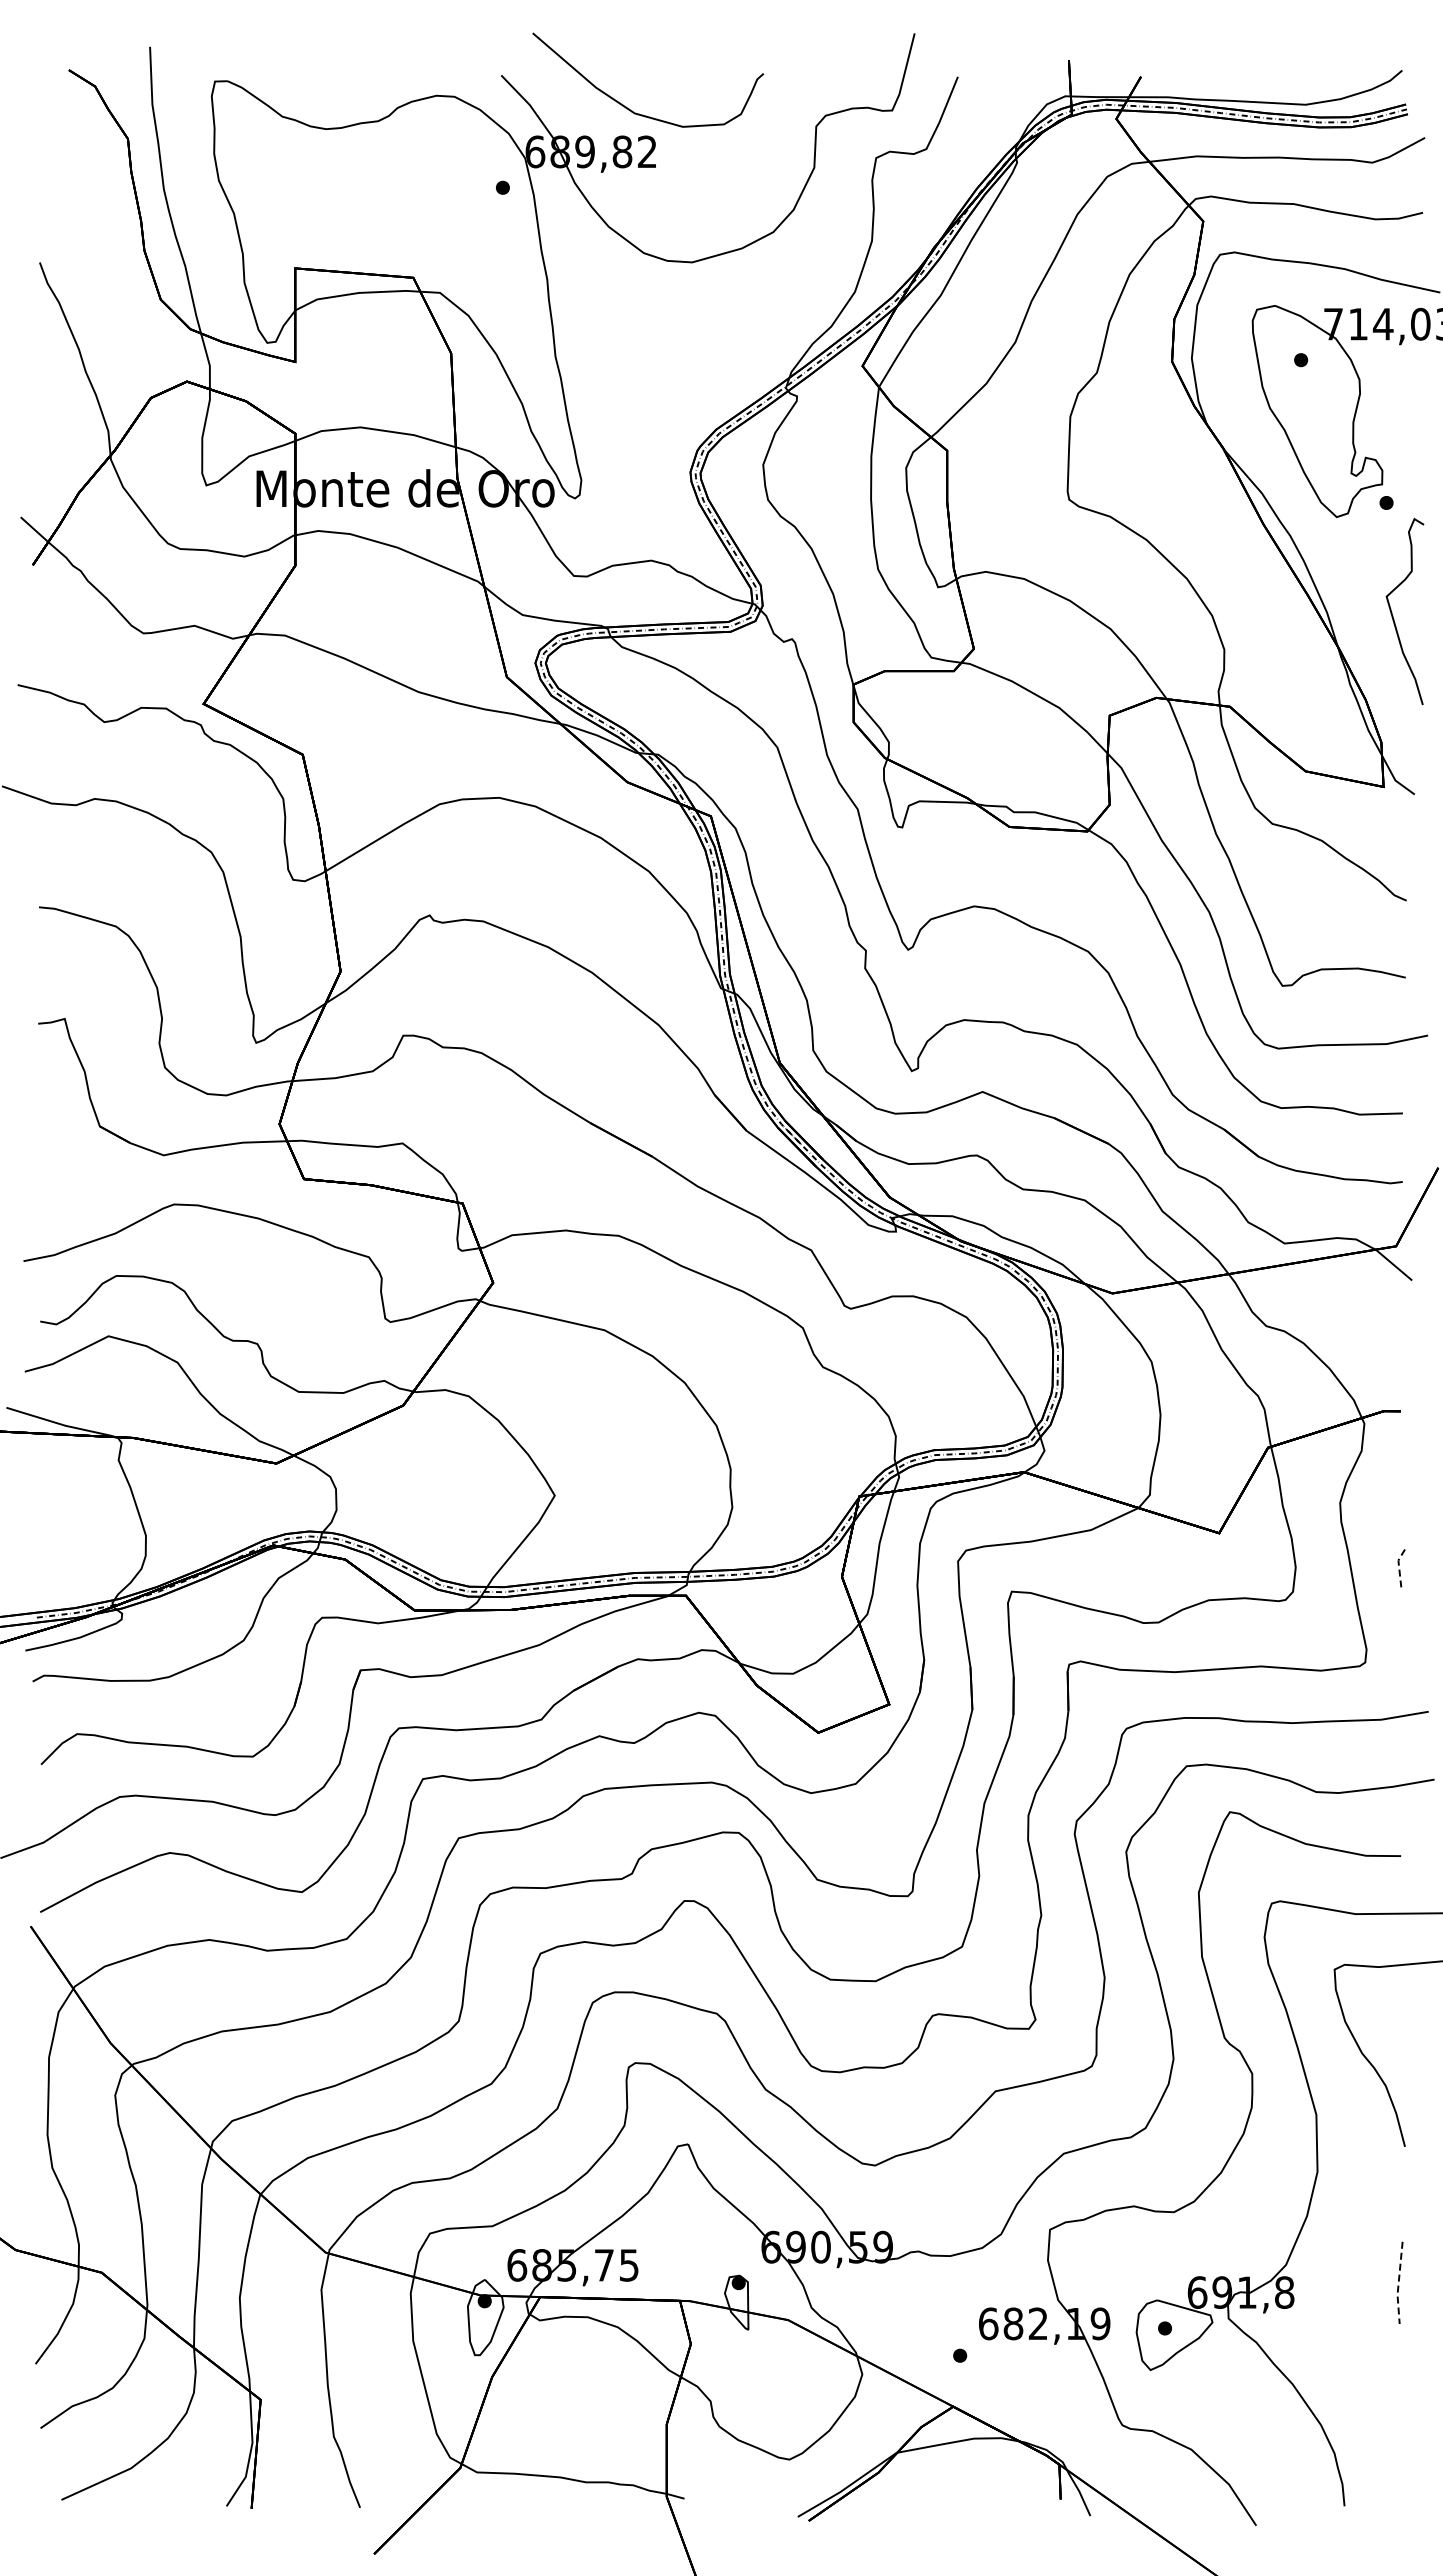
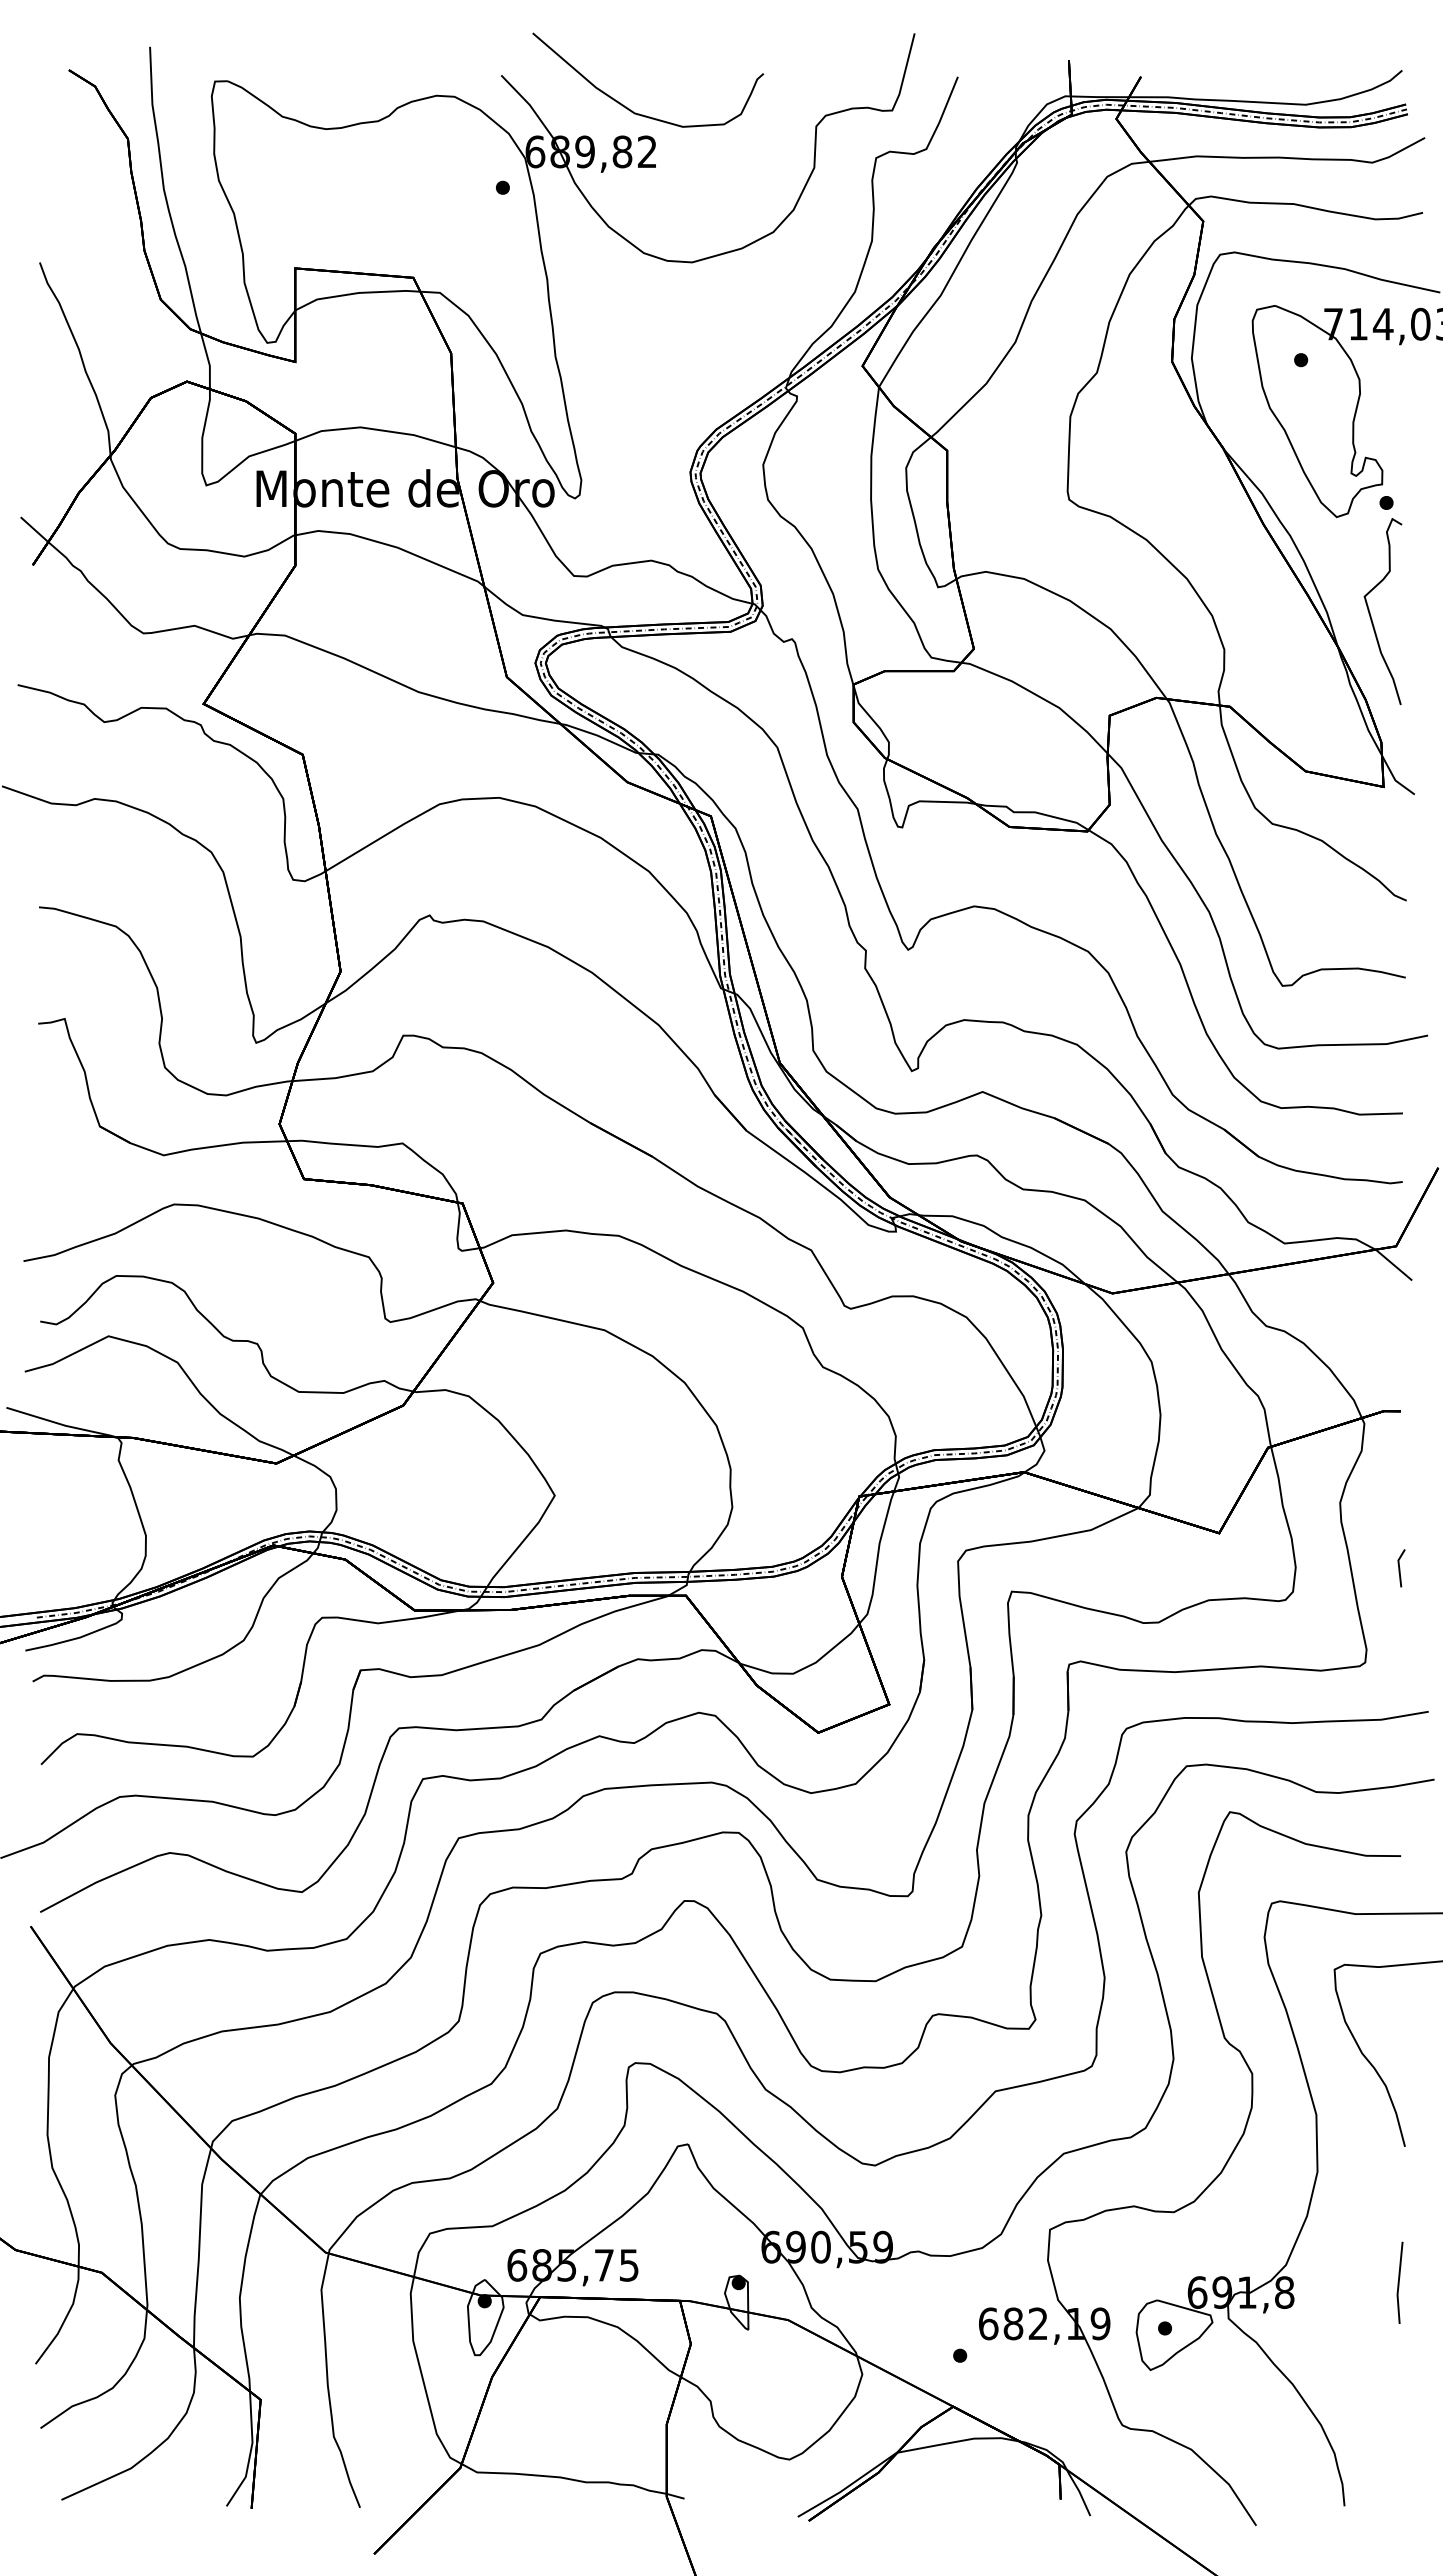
curve position: (1393, 615) -> (1371, 615) (1371, 615)
line: dashed -> solid (1399, 1567)
line: dashed -> solid (1398, 2284)
